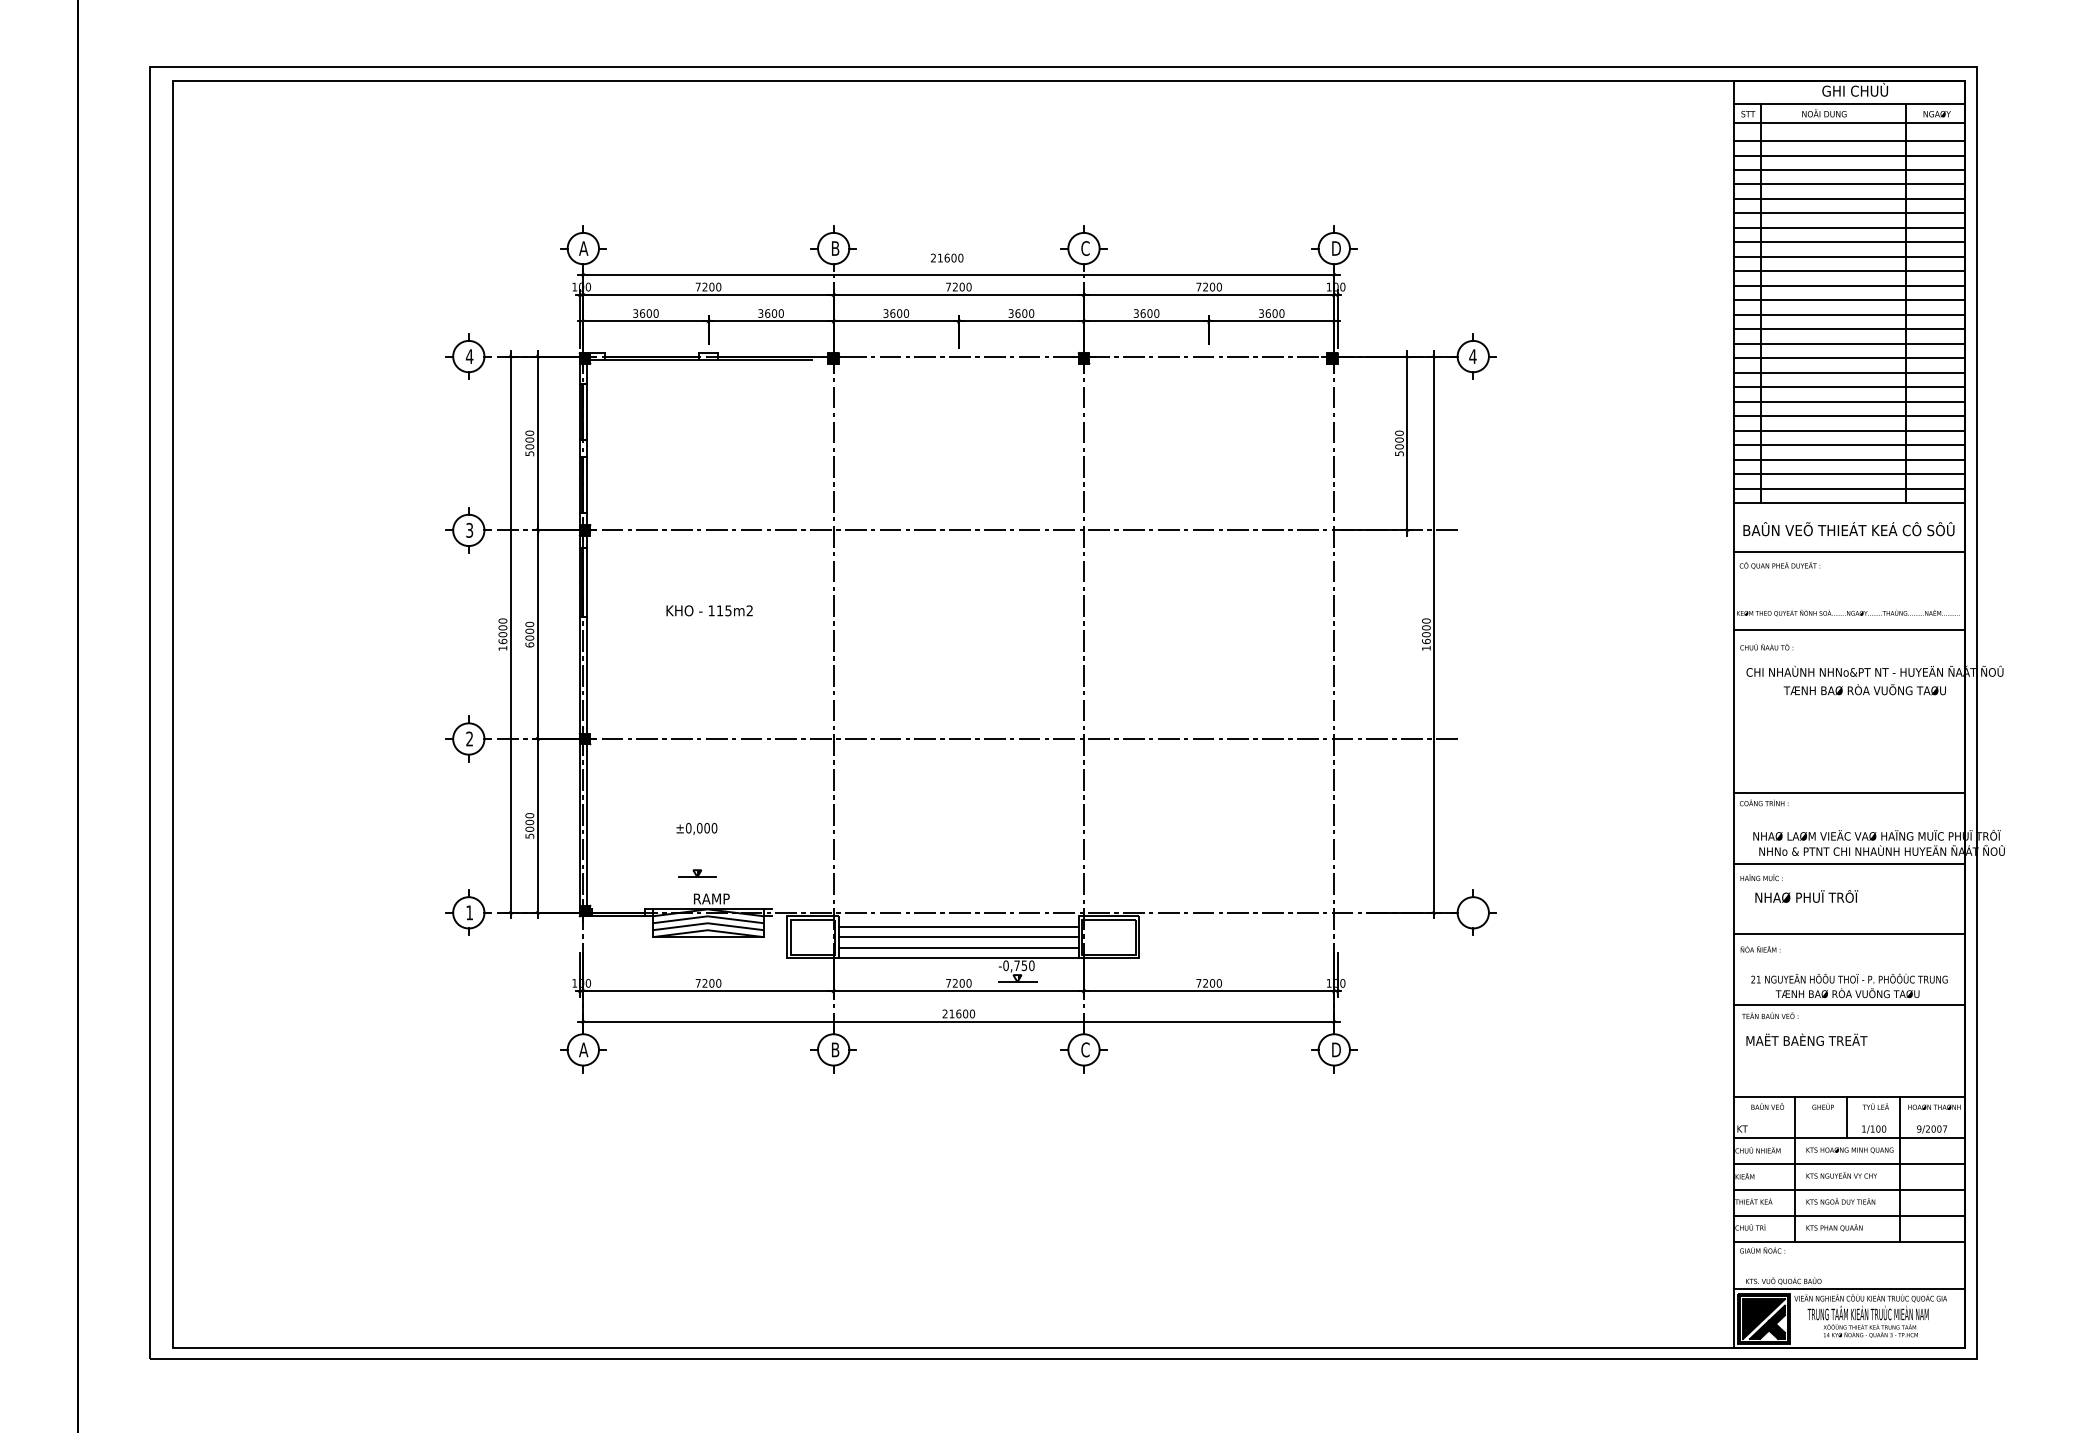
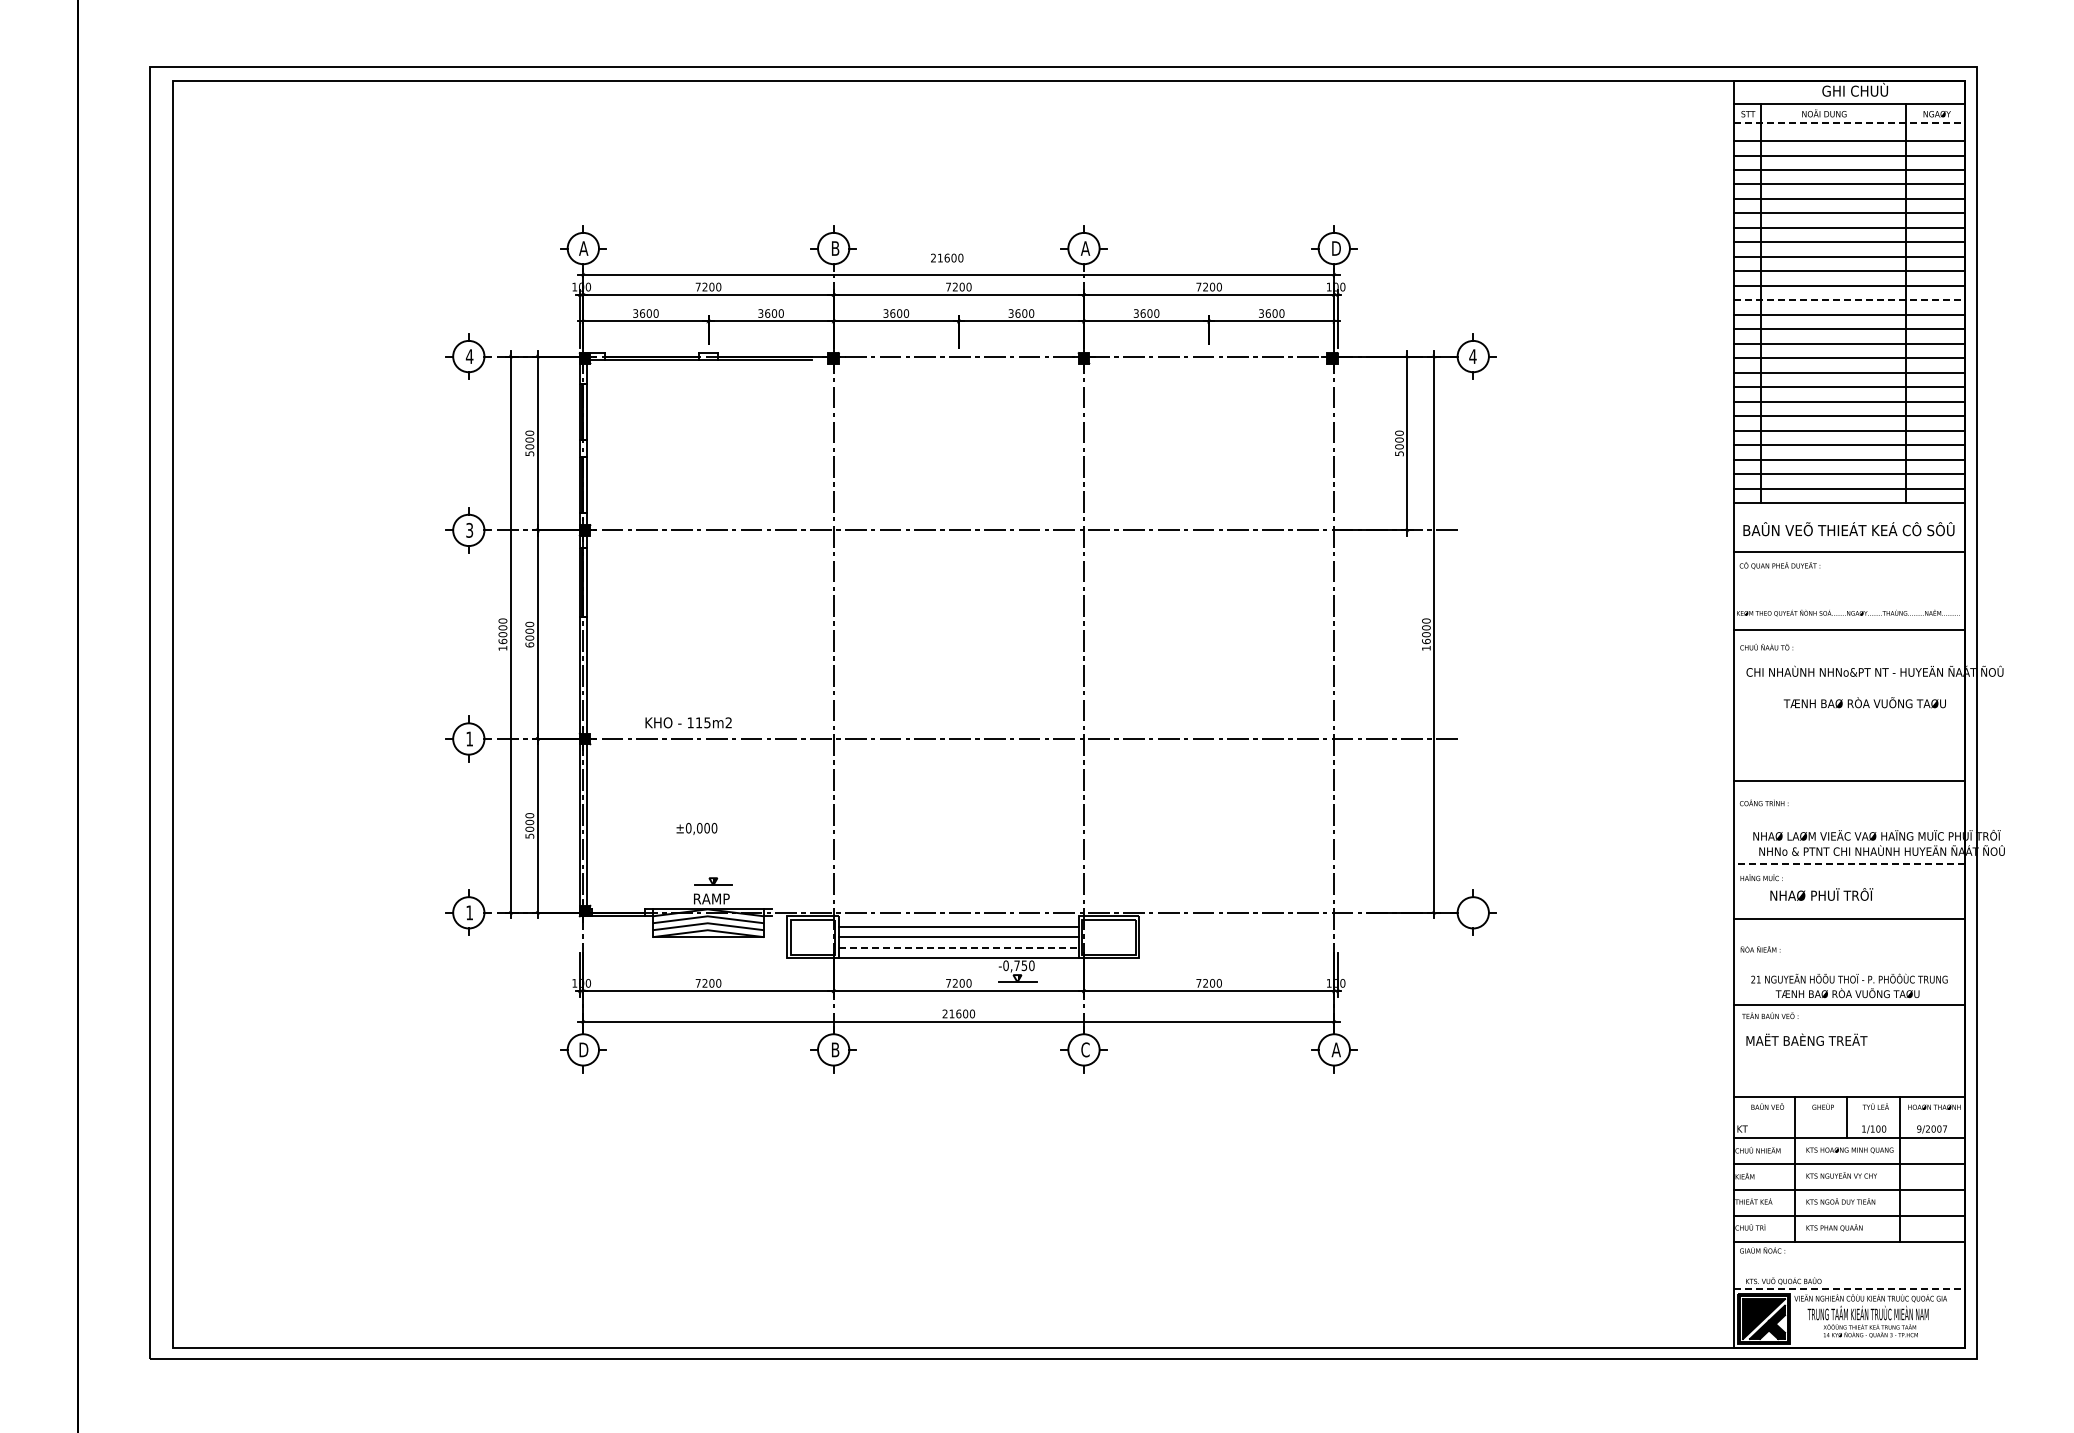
line: solid -> dashed (1849, 123)
text: C -> A (1085, 248)
line: solid -> dashed (1849, 300)
text position: (709, 610) -> (688, 722) (688, 722)
text position: (1864, 689) -> (1864, 702) (1864, 702)
text: 2 -> 1 (469, 738)
line position: (1848, 793) -> (1848, 781) (1848, 781)
line: solid -> dashed (1848, 863)
part position: (697, 873) -> (713, 881) (713, 881)
text position: (1806, 896) -> (1821, 894) (1821, 894)
line position: (1848, 934) -> (1848, 919) (1848, 919)
line: solid -> dashed (958, 947)
text: A -> D (583, 1049)
text: D -> A (1335, 1049)
line: solid -> dashed (1849, 1289)
